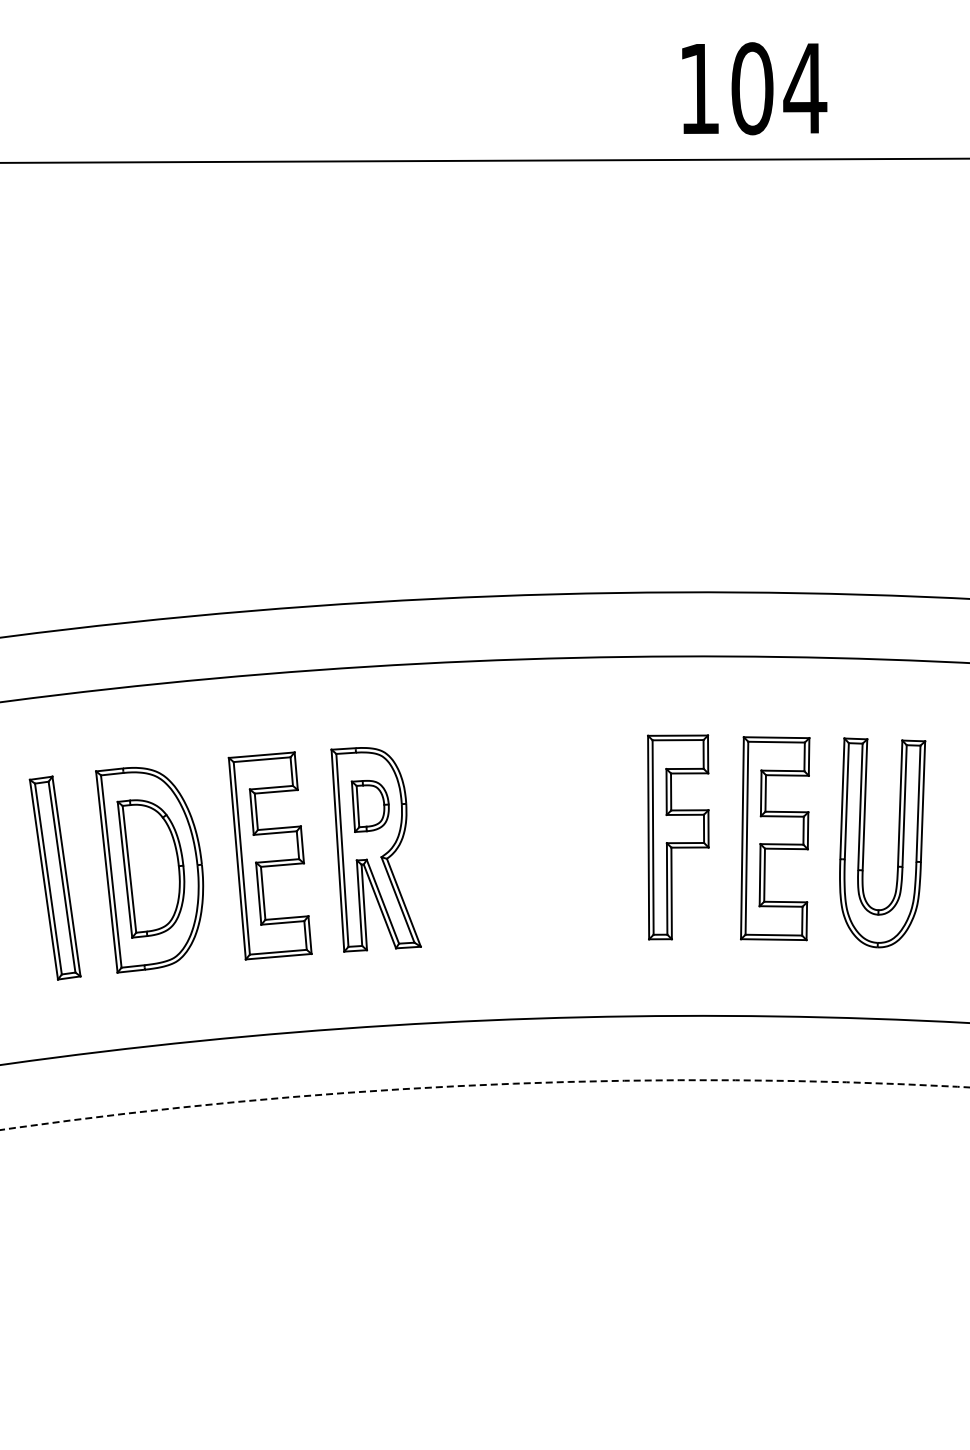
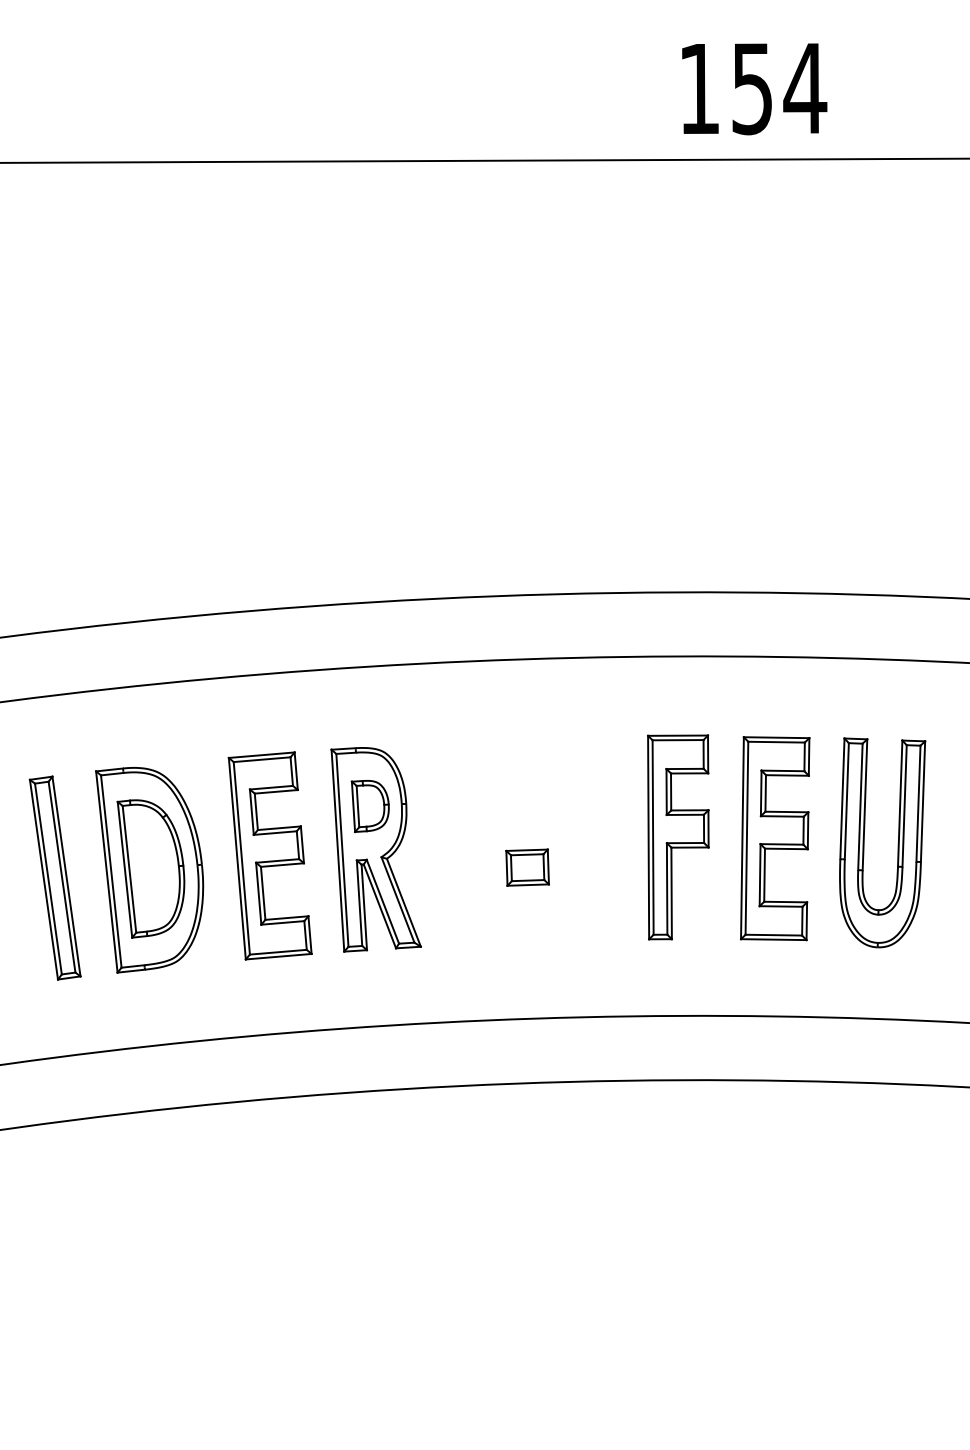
text: 104 -> 154 (752, 88)
part: none -> present (527, 867)
arc: dashed -> solid (483, 1085)
